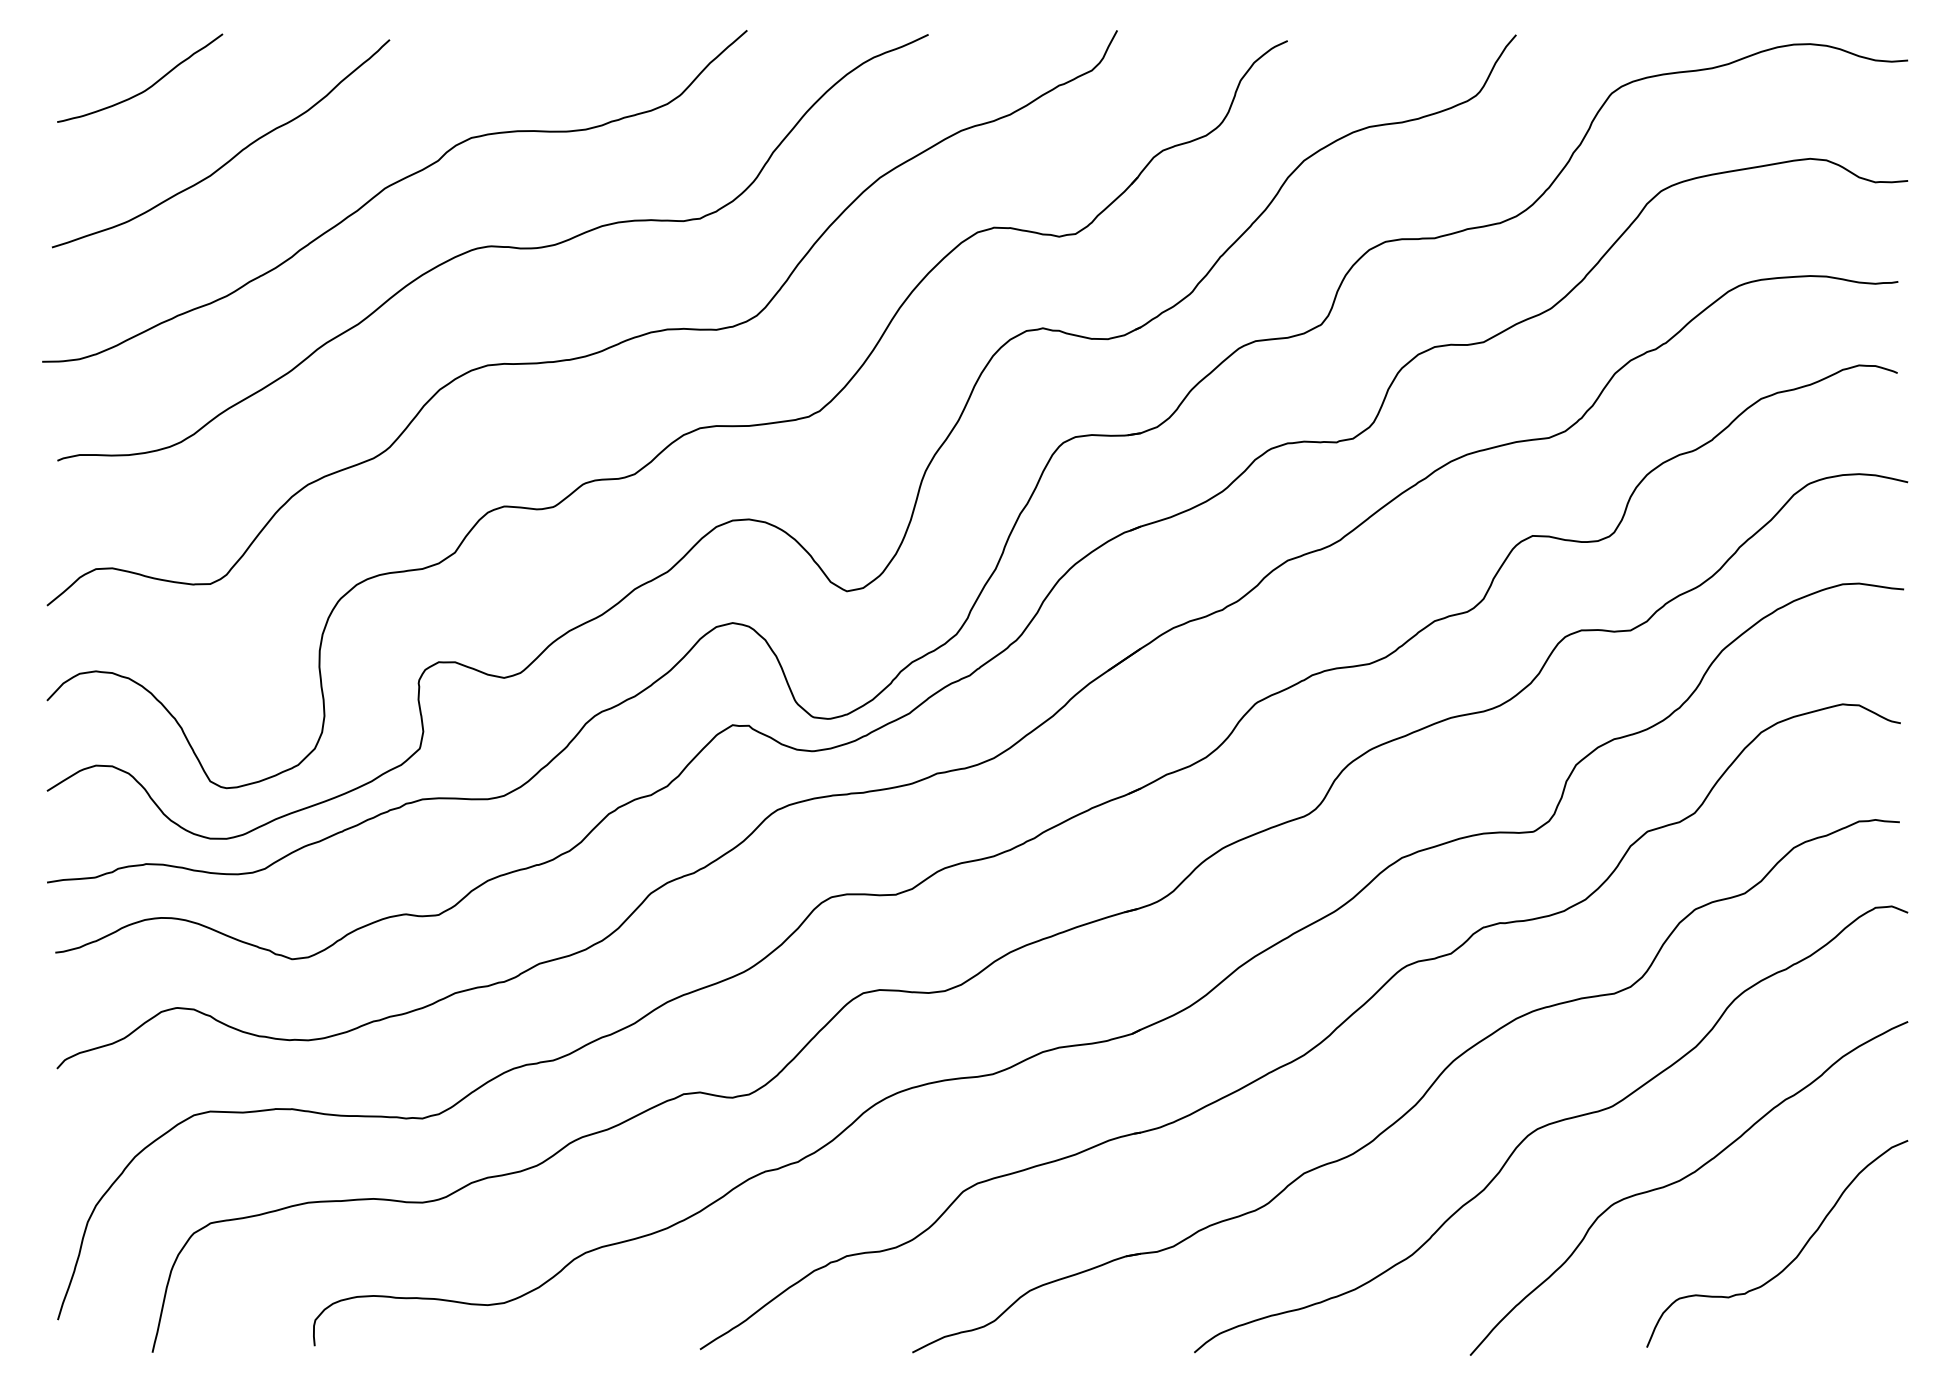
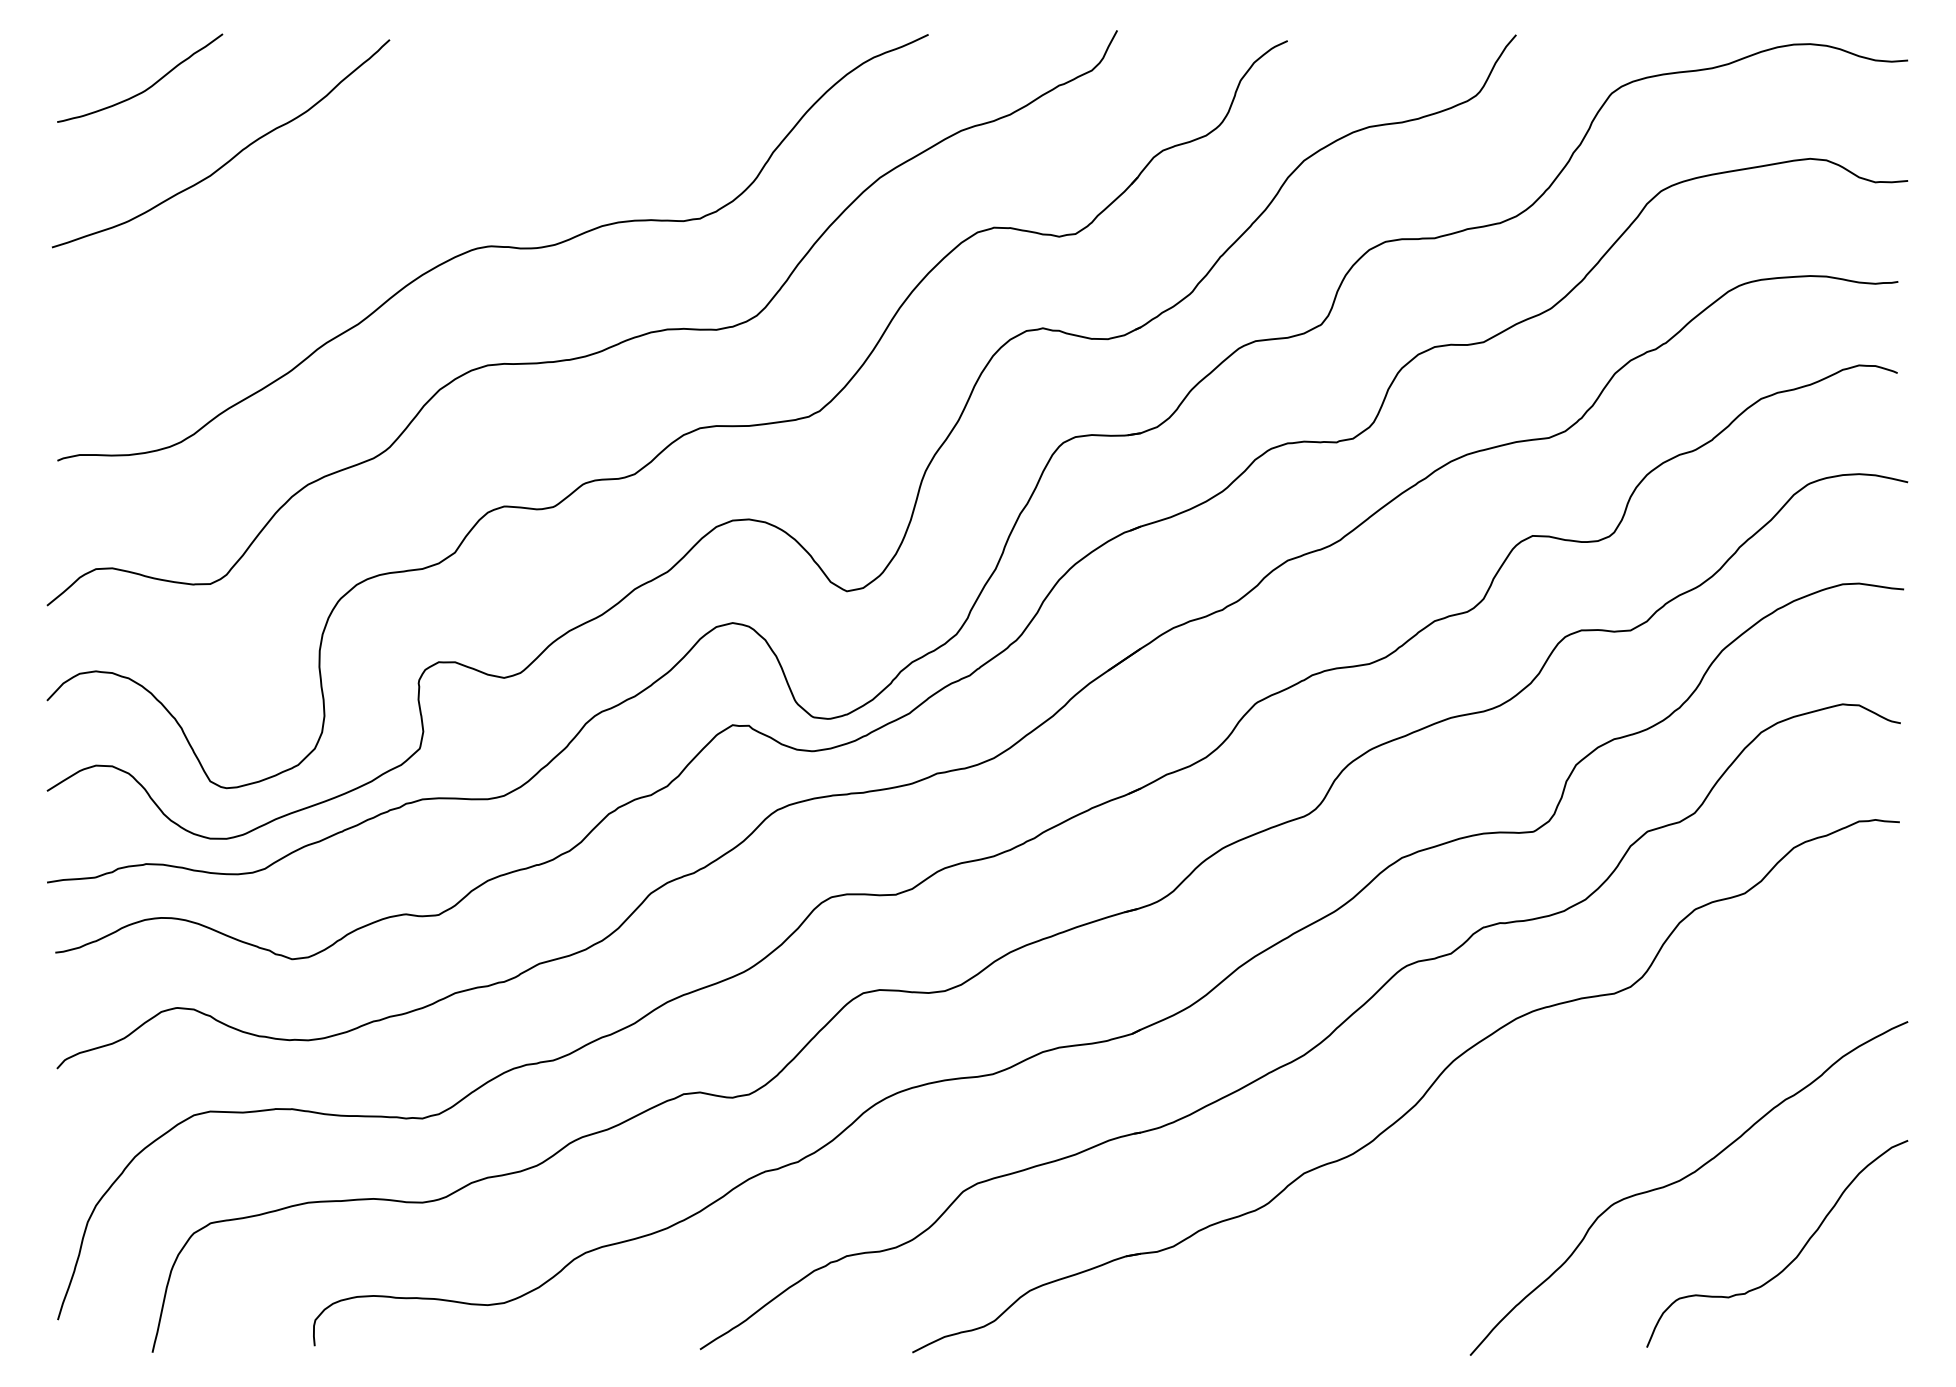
curve: present -> none (387, 188)
curve: present -> none (1549, 1125)
